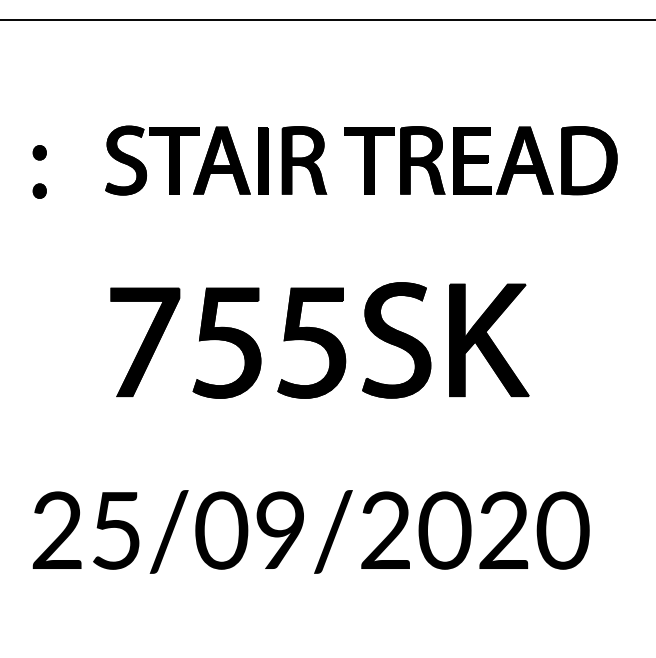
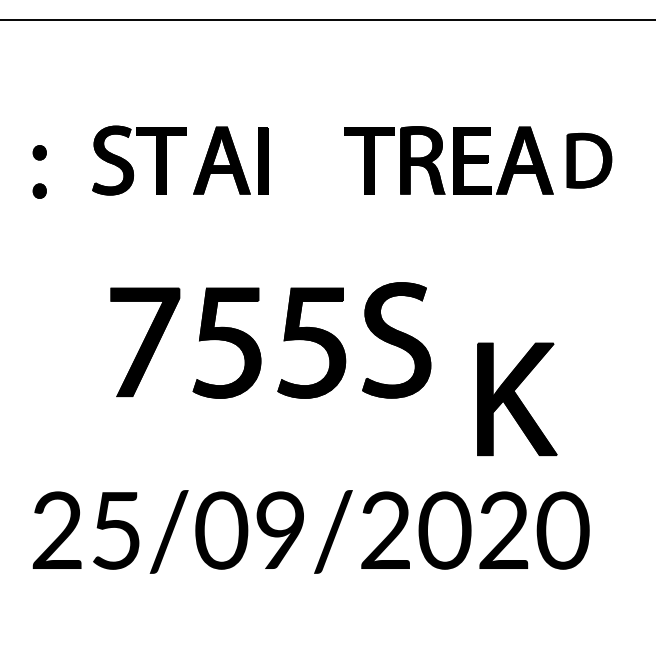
part: present -> none (304, 160)
part size: 57x70 px -> 47x57 px (589, 160)
part position: (144, 165) -> (131, 165) (131, 165)
part position: (489, 340) -> (517, 399) (517, 399)
